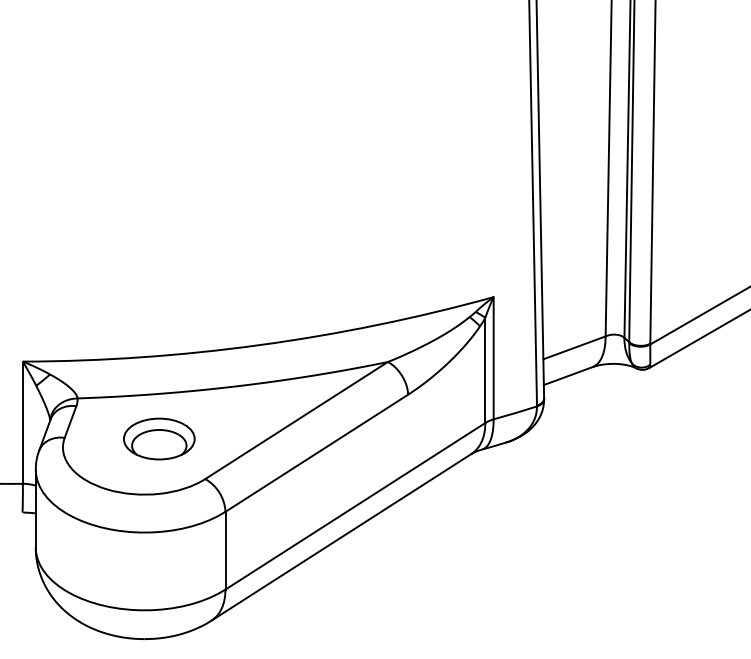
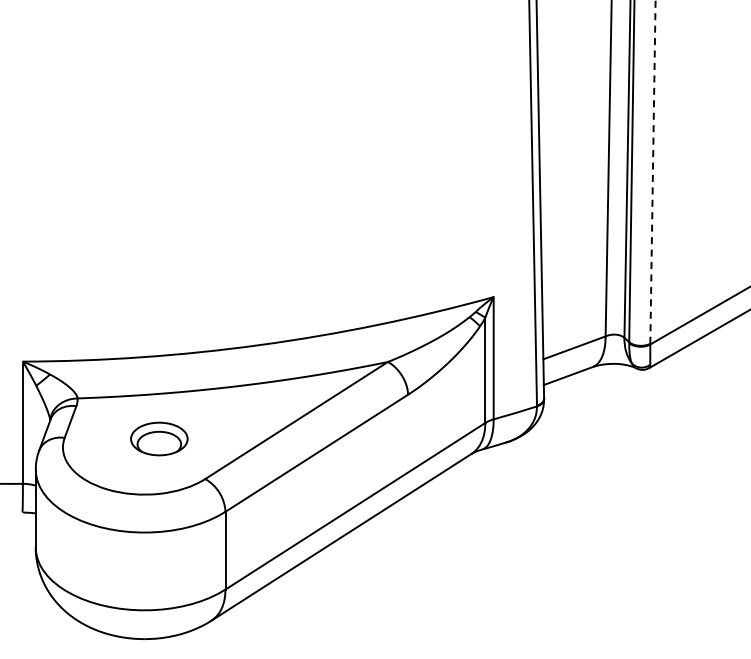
line: solid -> dashed (652, 172)
part size: 73x44 px -> 59x36 px (159, 438)
